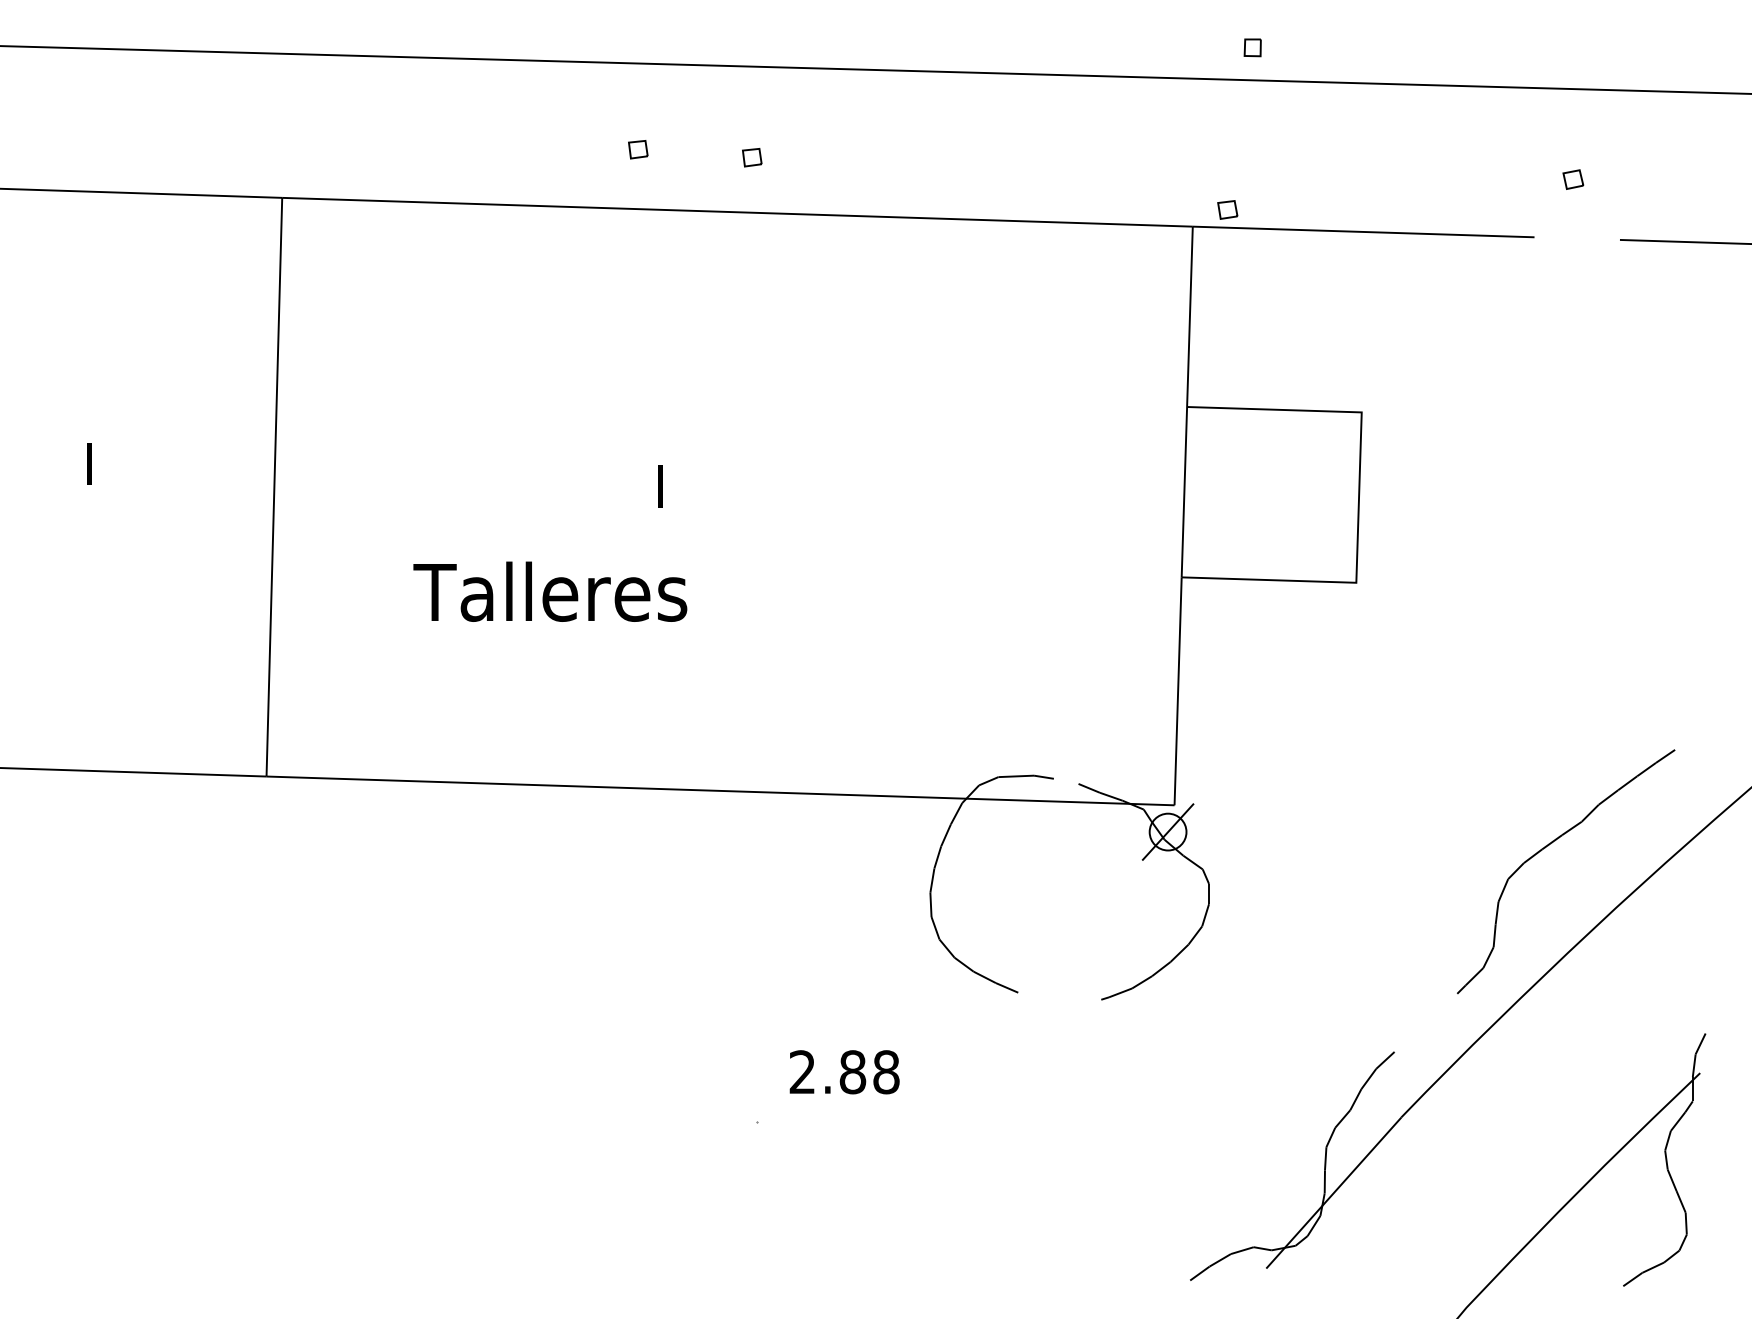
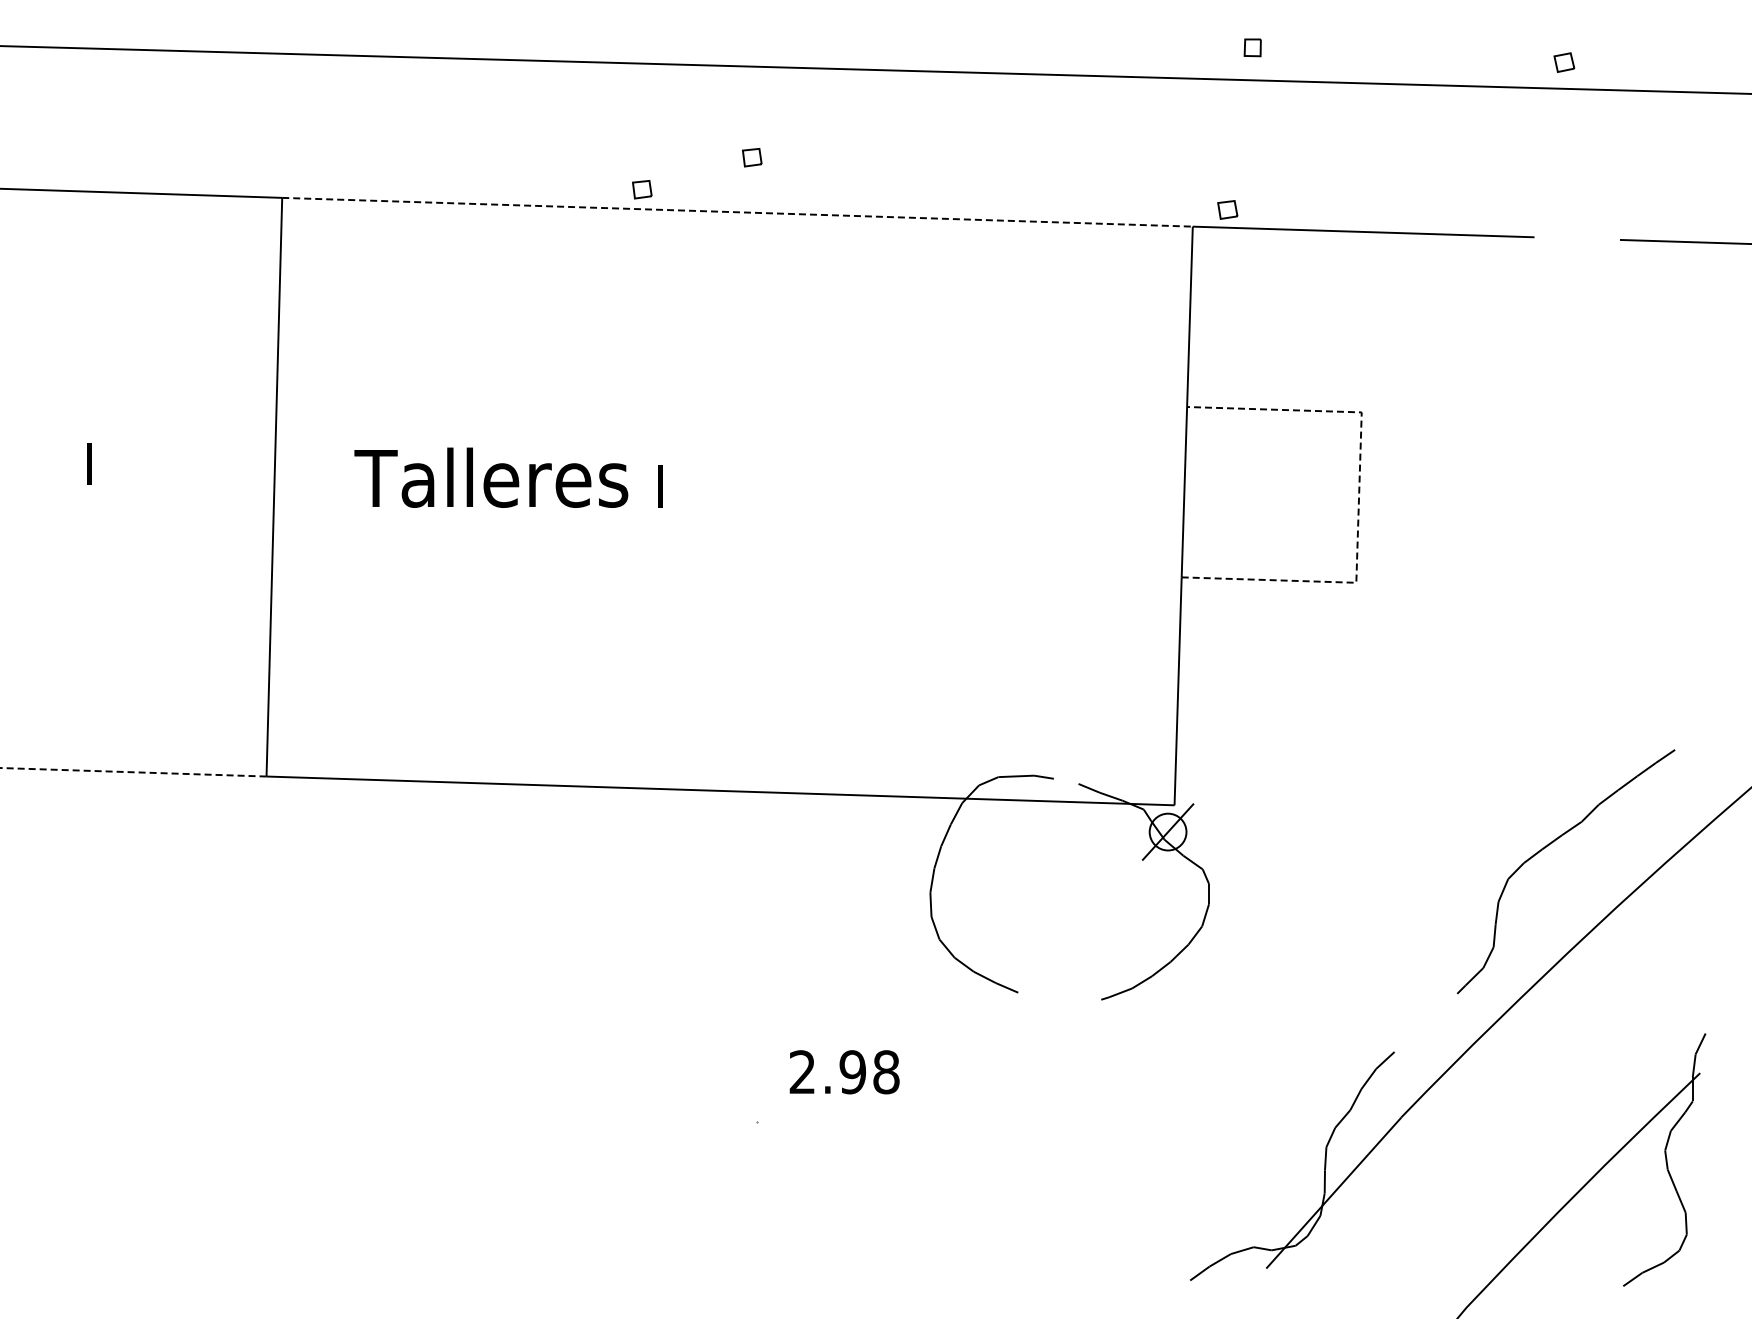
part position: (638, 149) -> (642, 189) (642, 189)
part position: (1573, 179) -> (1564, 62) (1564, 62)
line: solid -> dashed (737, 212)
line: solid -> dashed (1359, 497)
text position: (550, 591) -> (491, 477) (491, 477)
line: solid -> dashed (133, 772)
text: 2.88 -> 2.98 (852, 1072)
